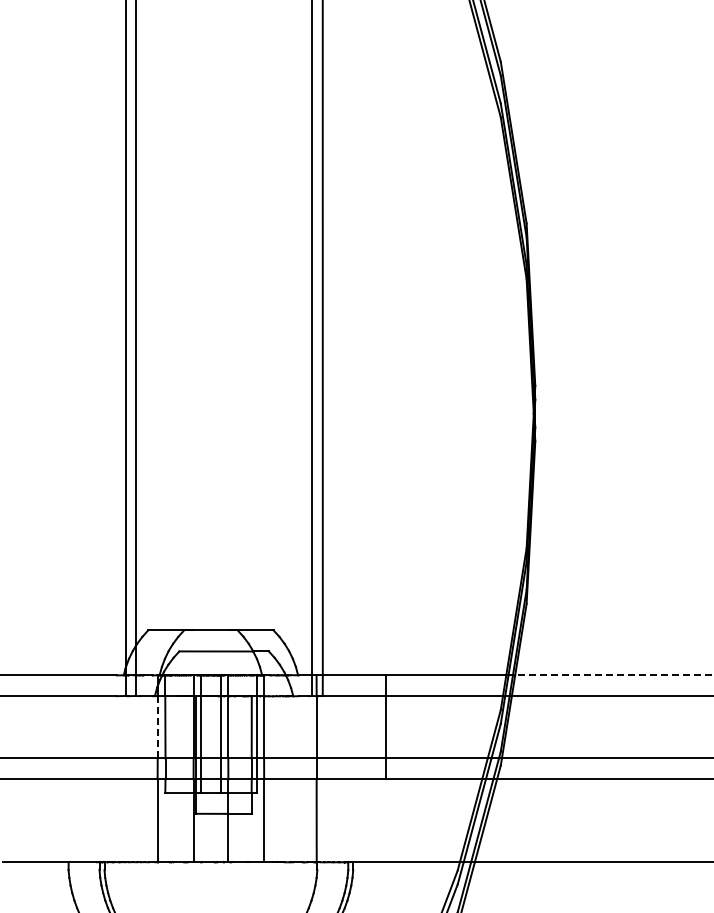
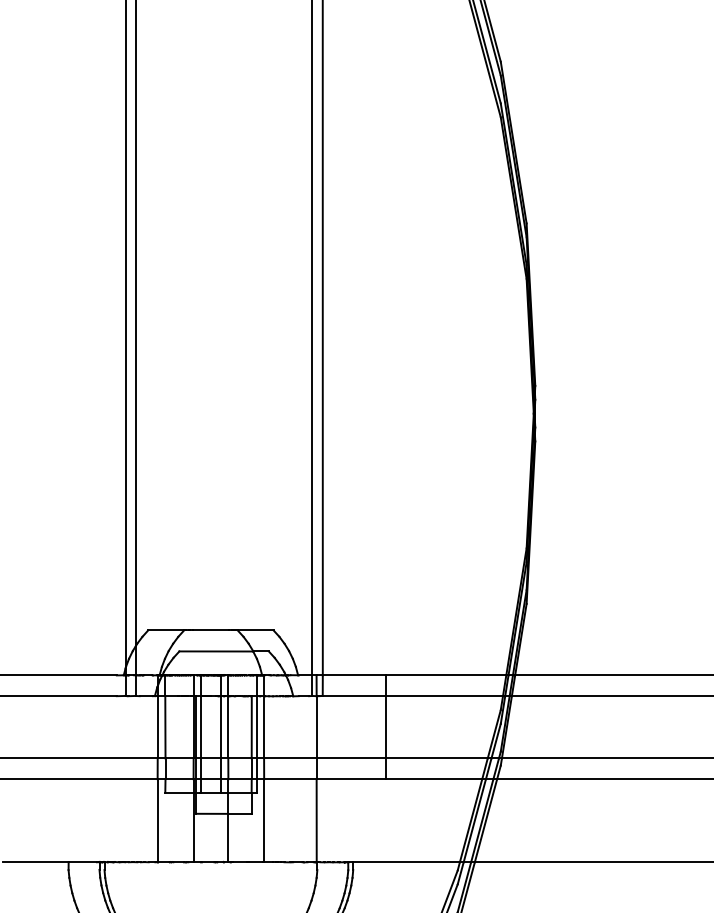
line: dashed -> solid (614, 675)
line: dashed -> solid (157, 727)
